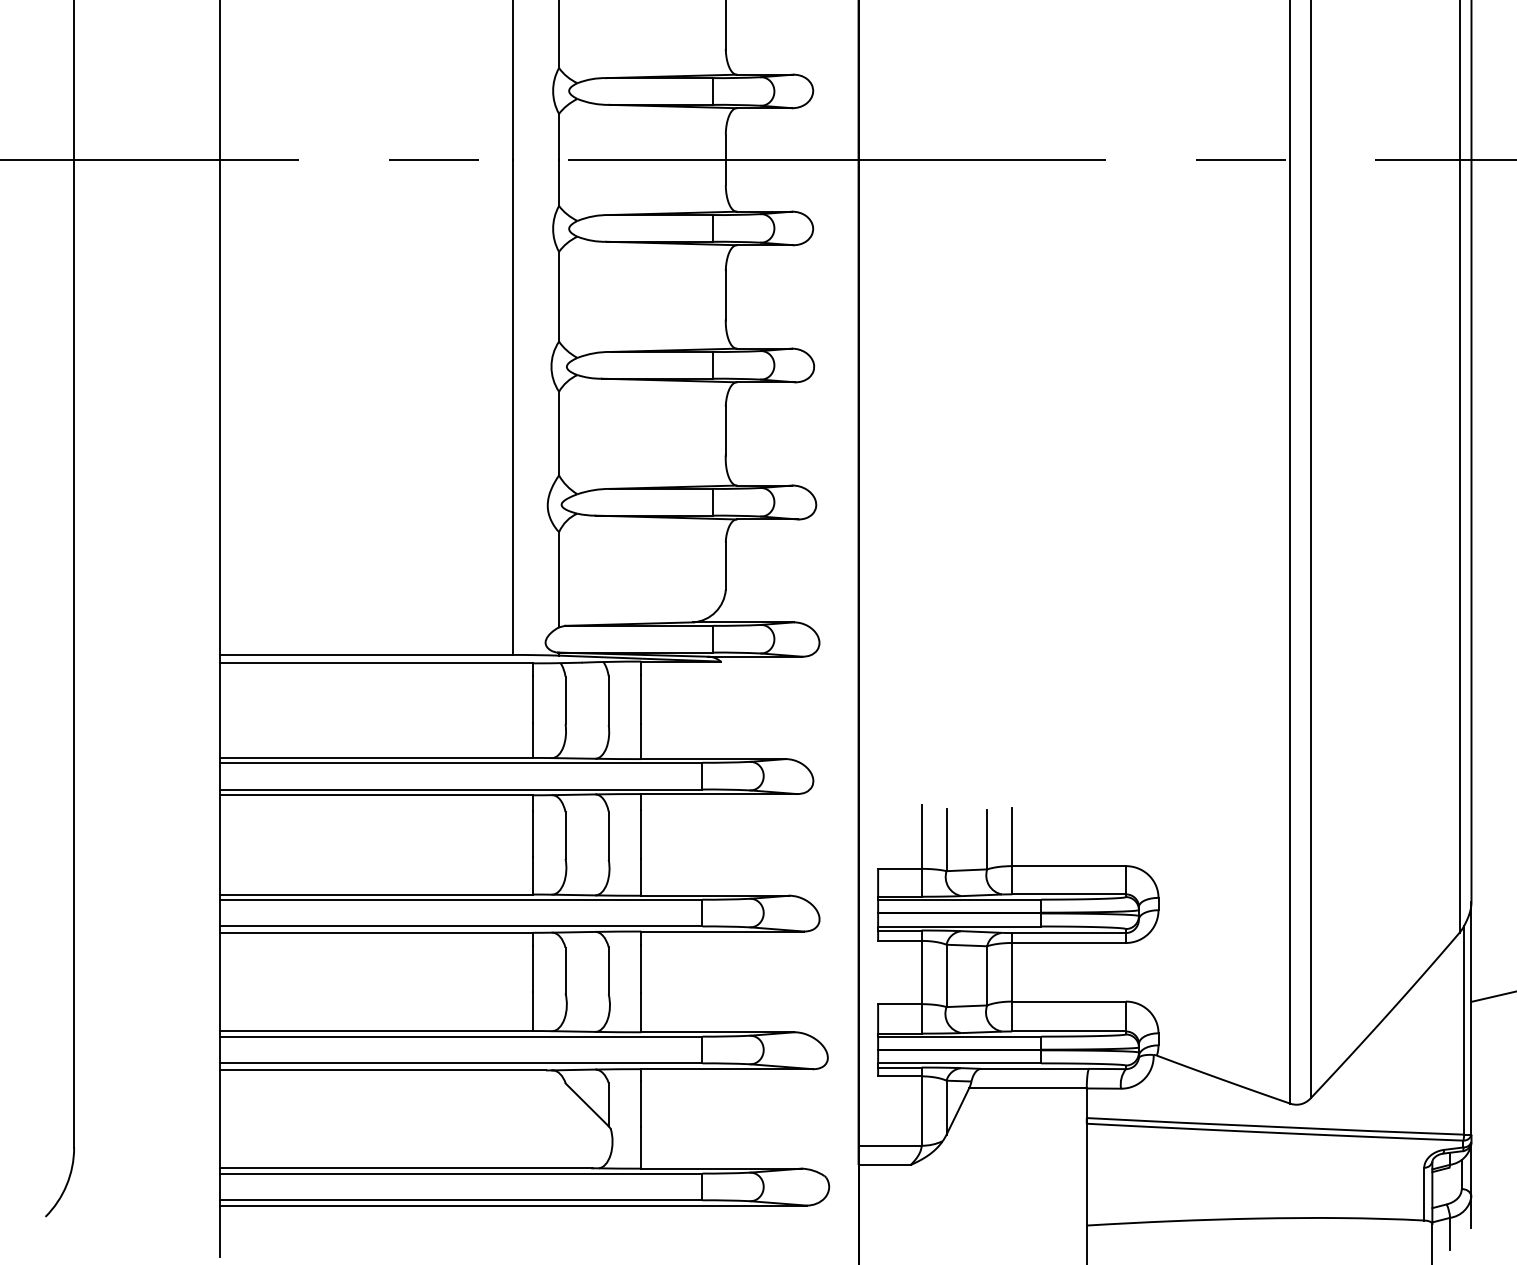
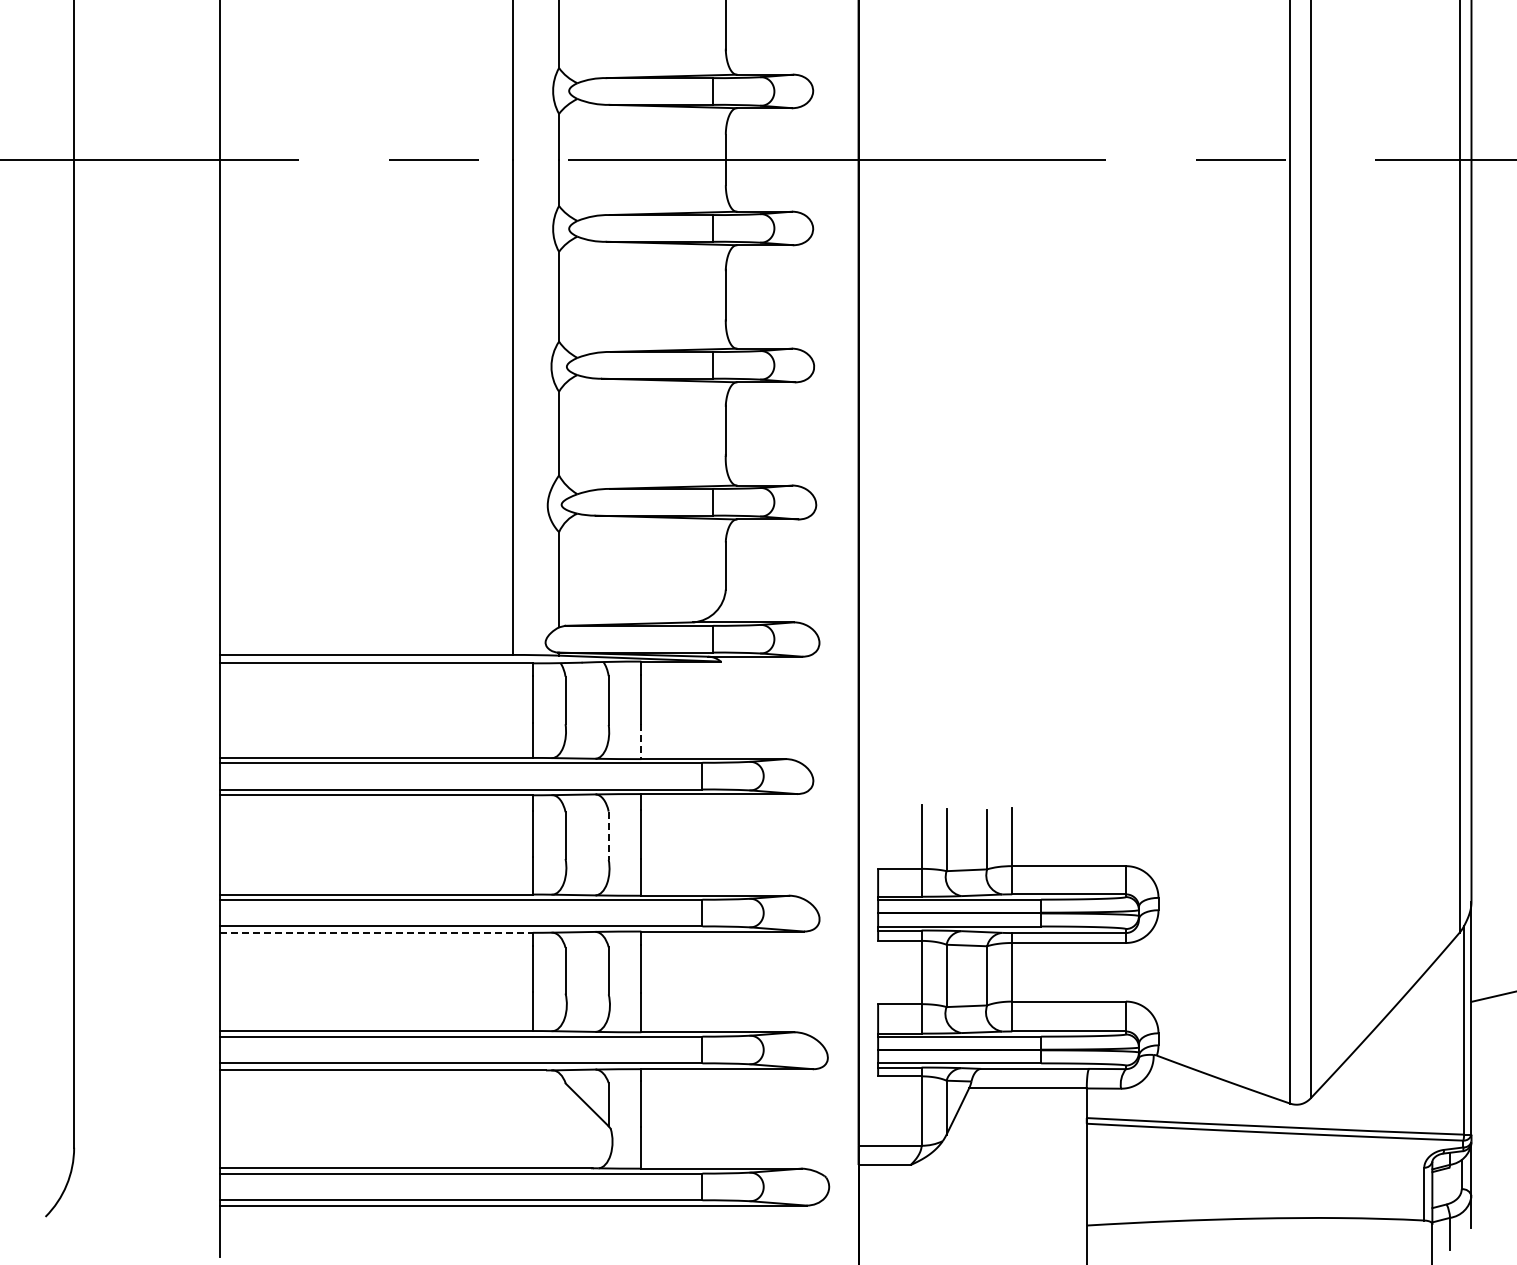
line: solid -> dashed (641, 742)
line: solid -> dashed (608, 836)
line: solid -> dashed (376, 932)
